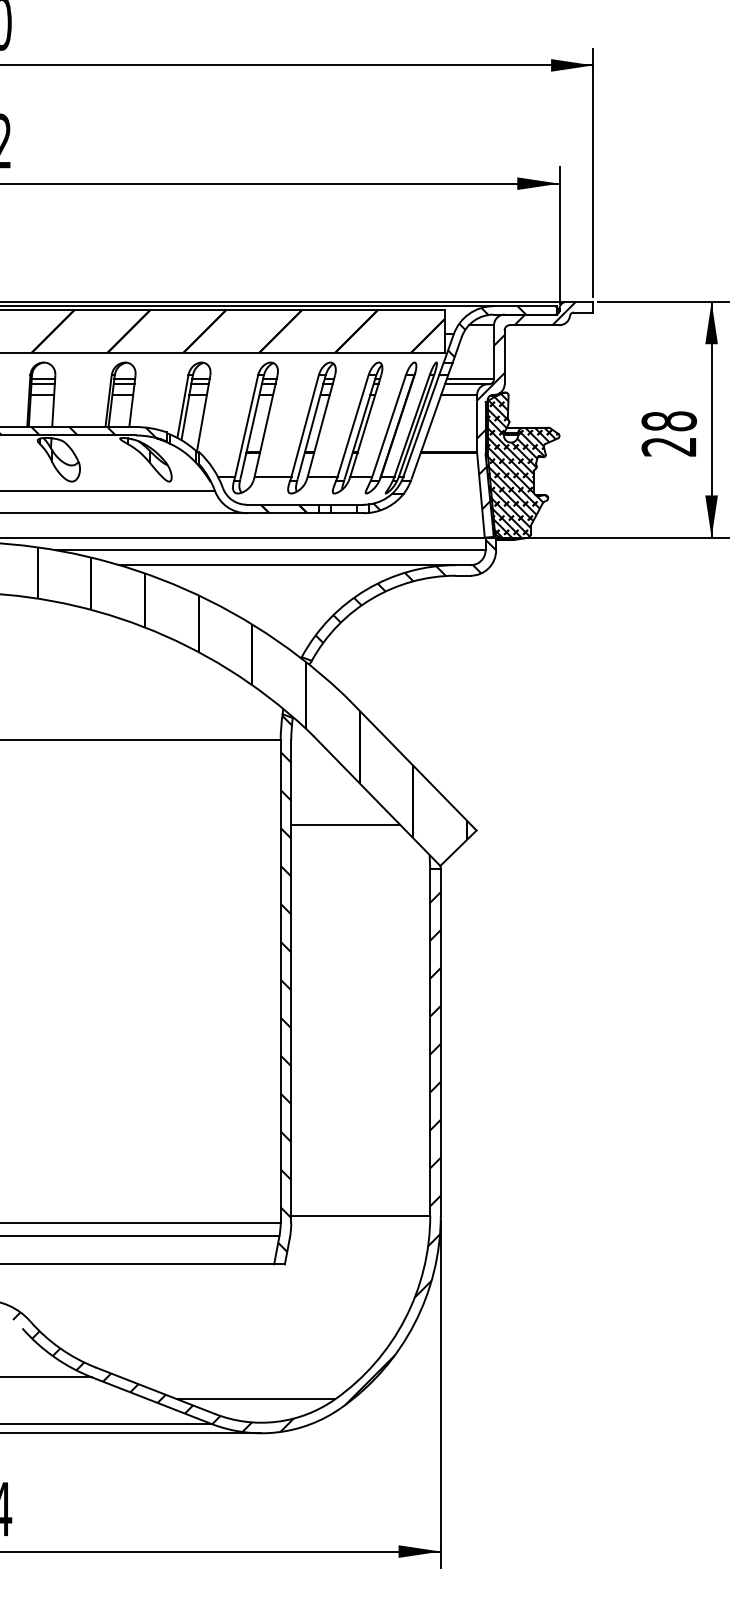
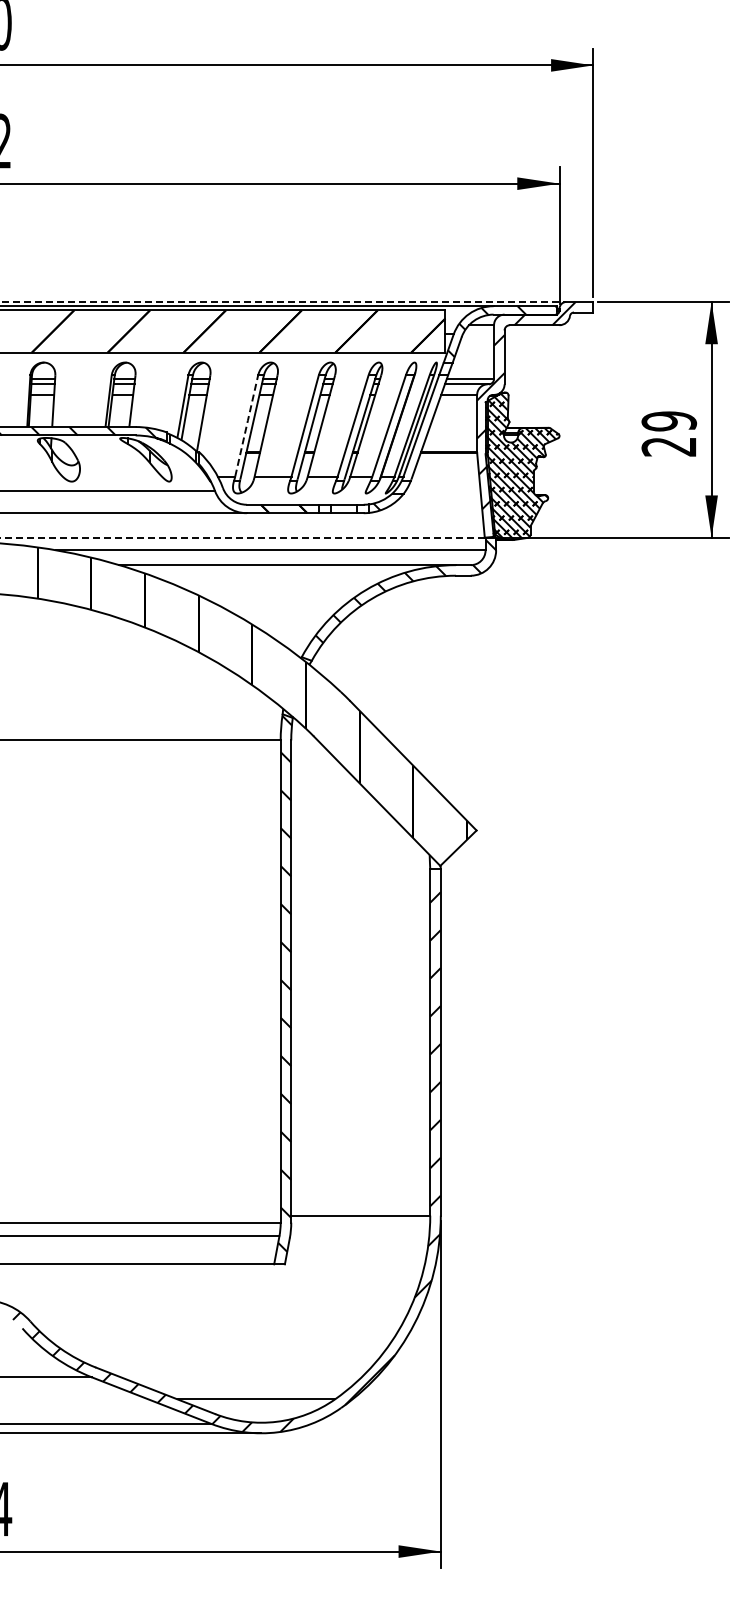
line: solid -> dashed (283, 301)
text: 28 -> 29 (669, 421)
line: solid -> dashed (246, 425)
line: solid -> dashed (241, 537)
line: present -> none (345, 824)
